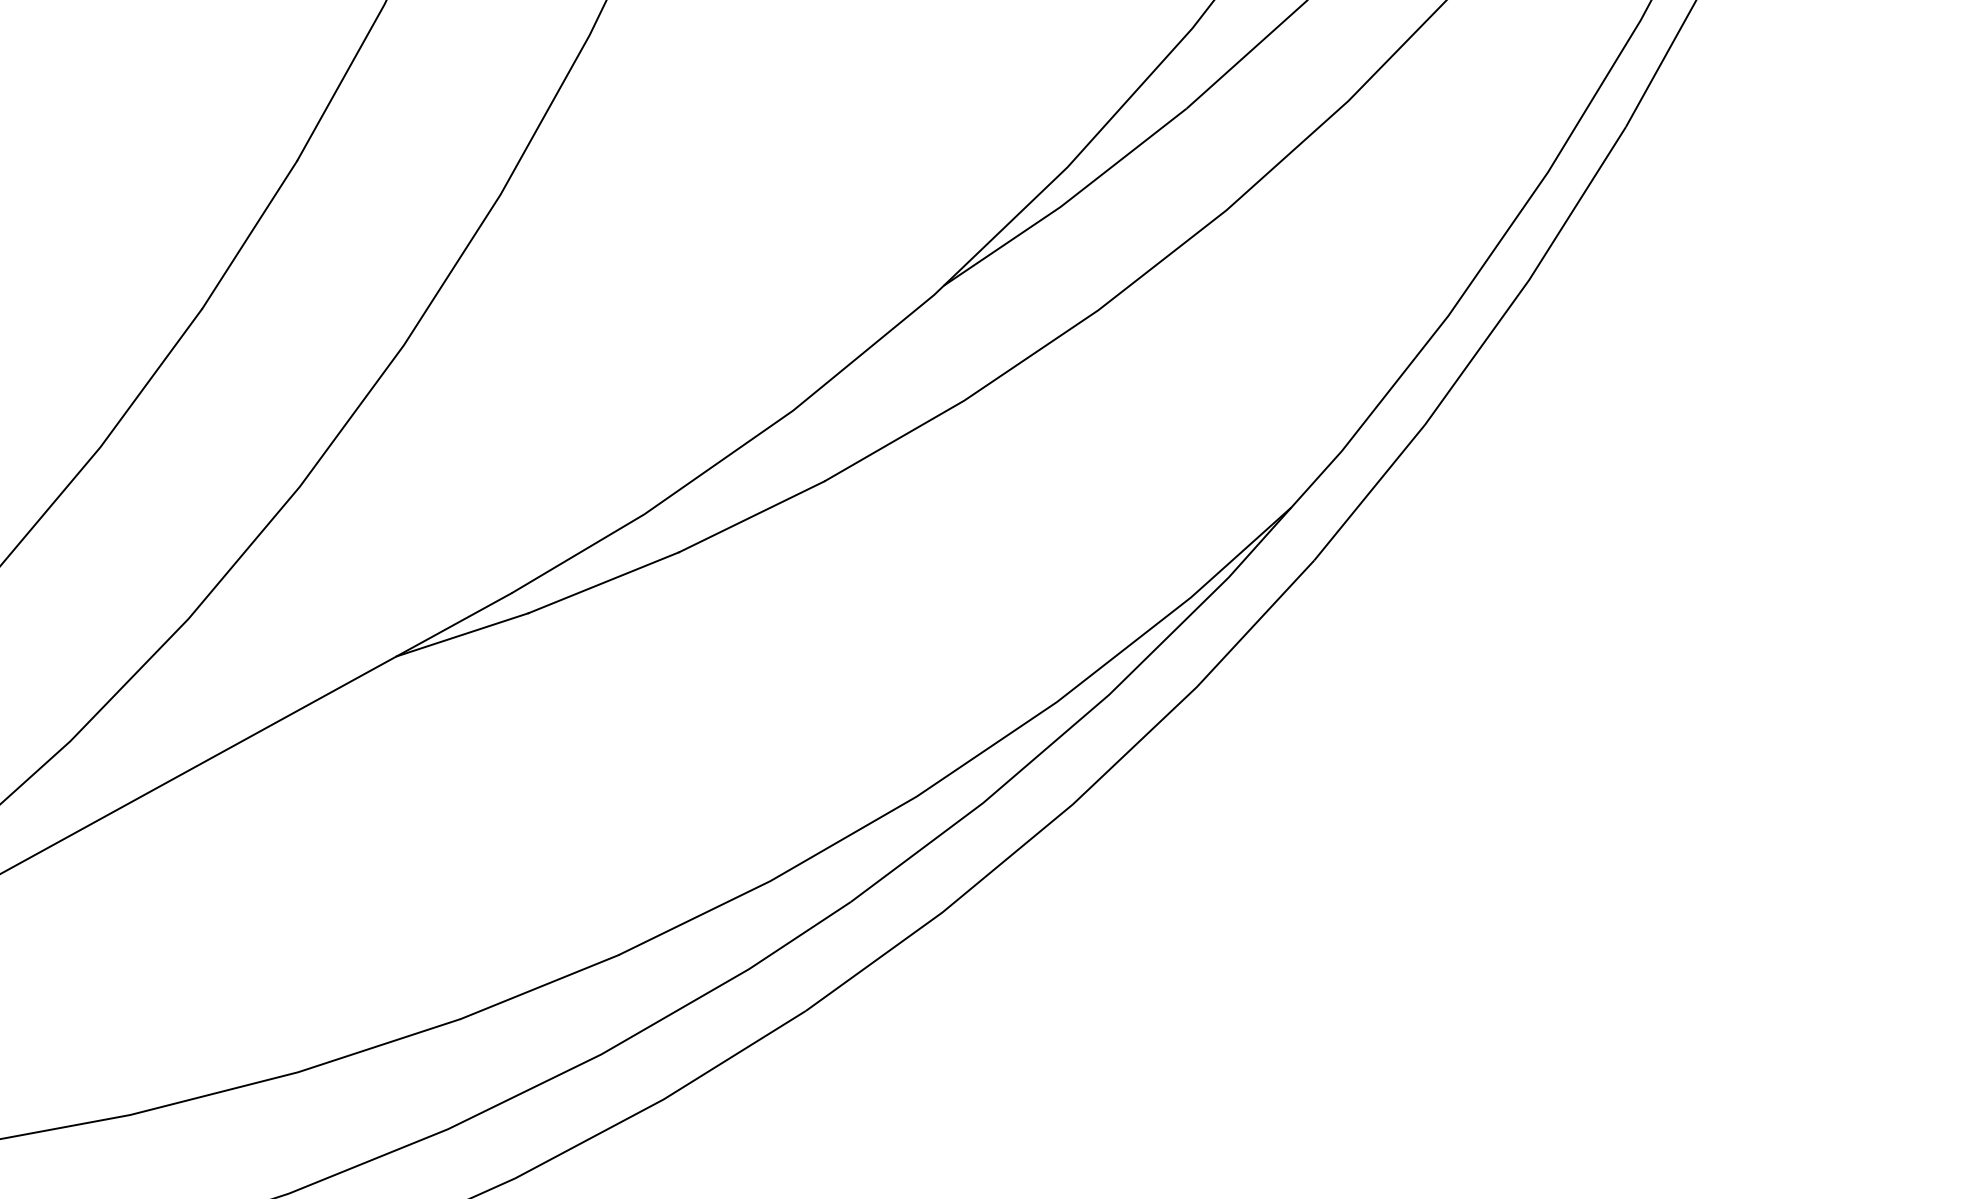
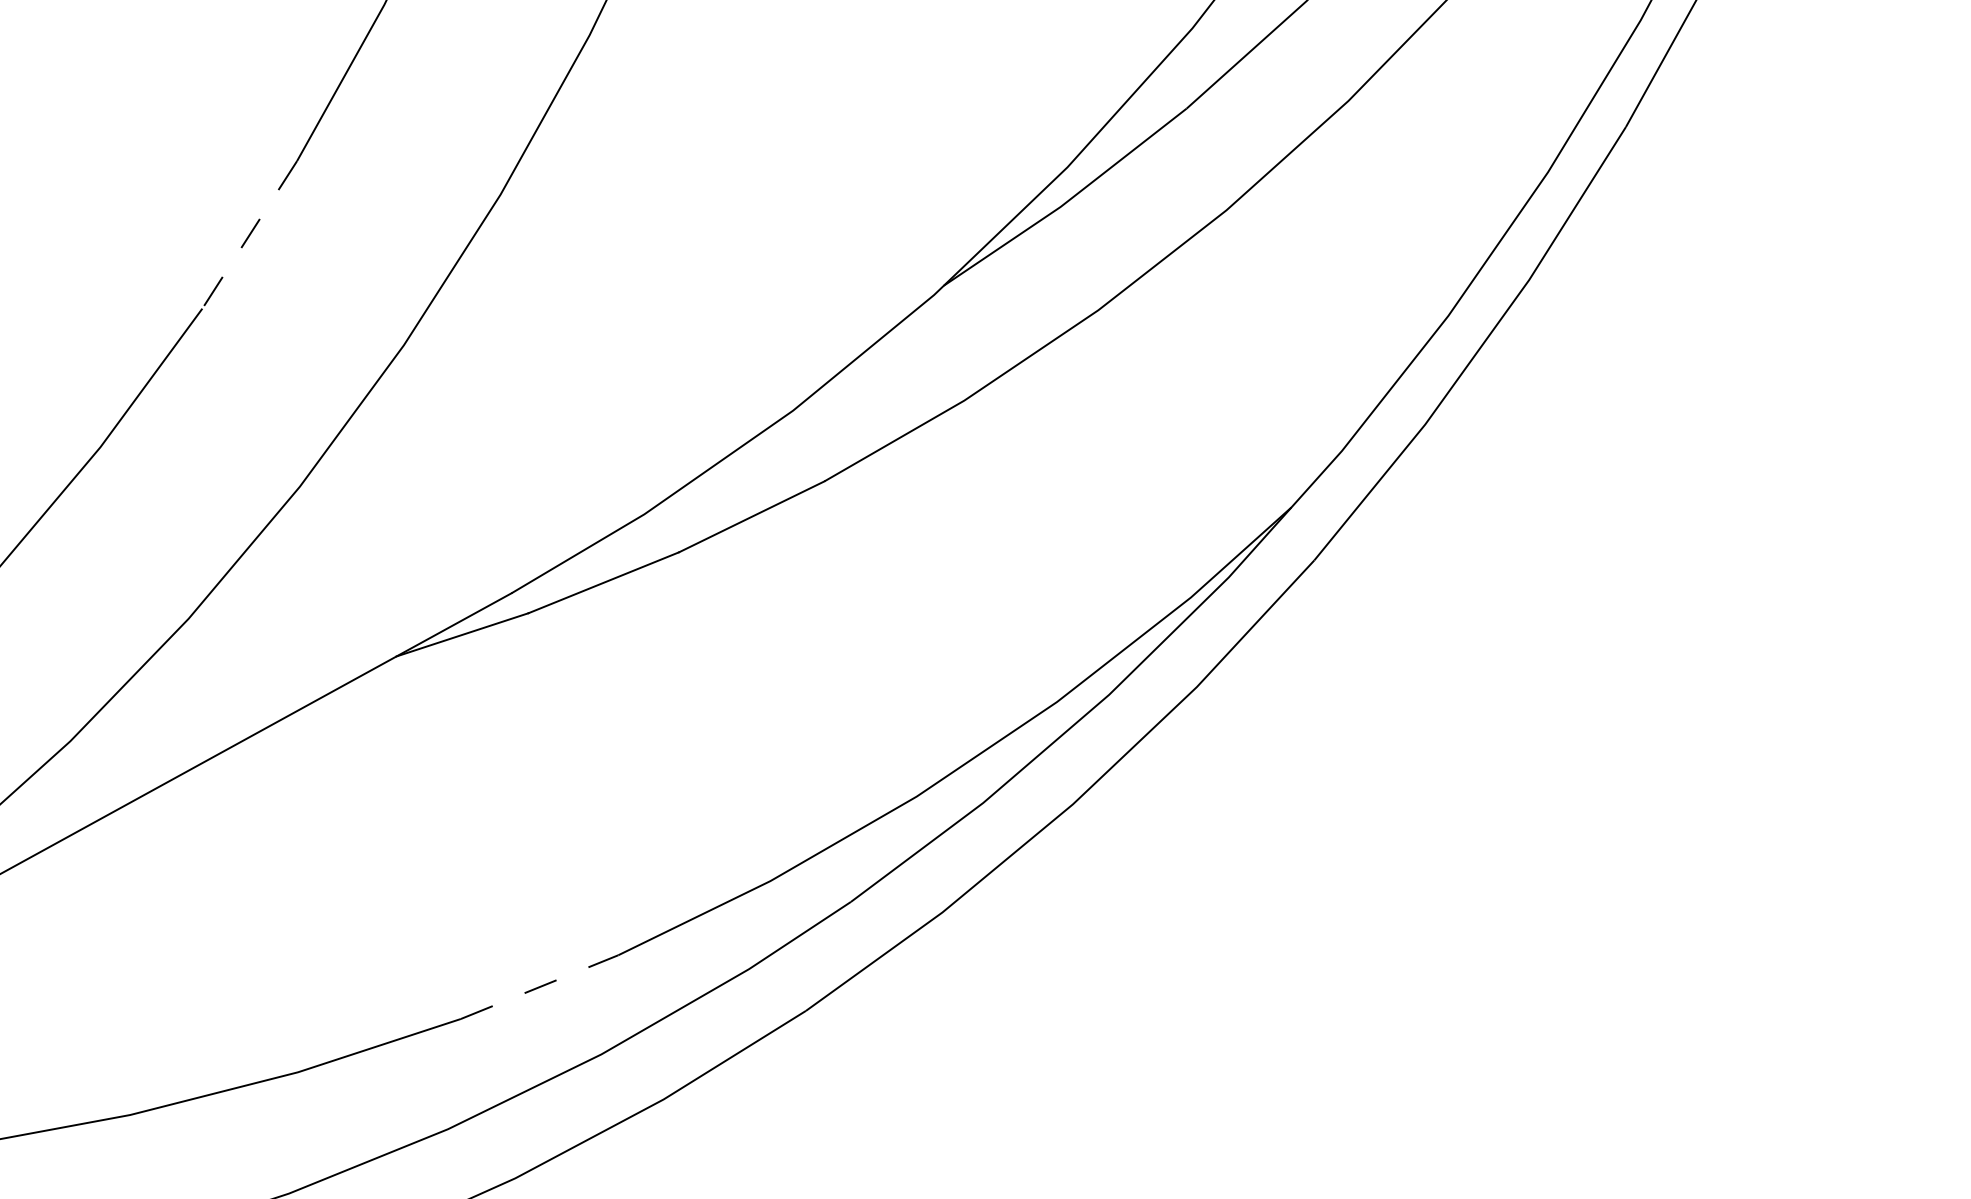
line: solid -> dashed (249, 234)
line: solid -> dashed (539, 987)
